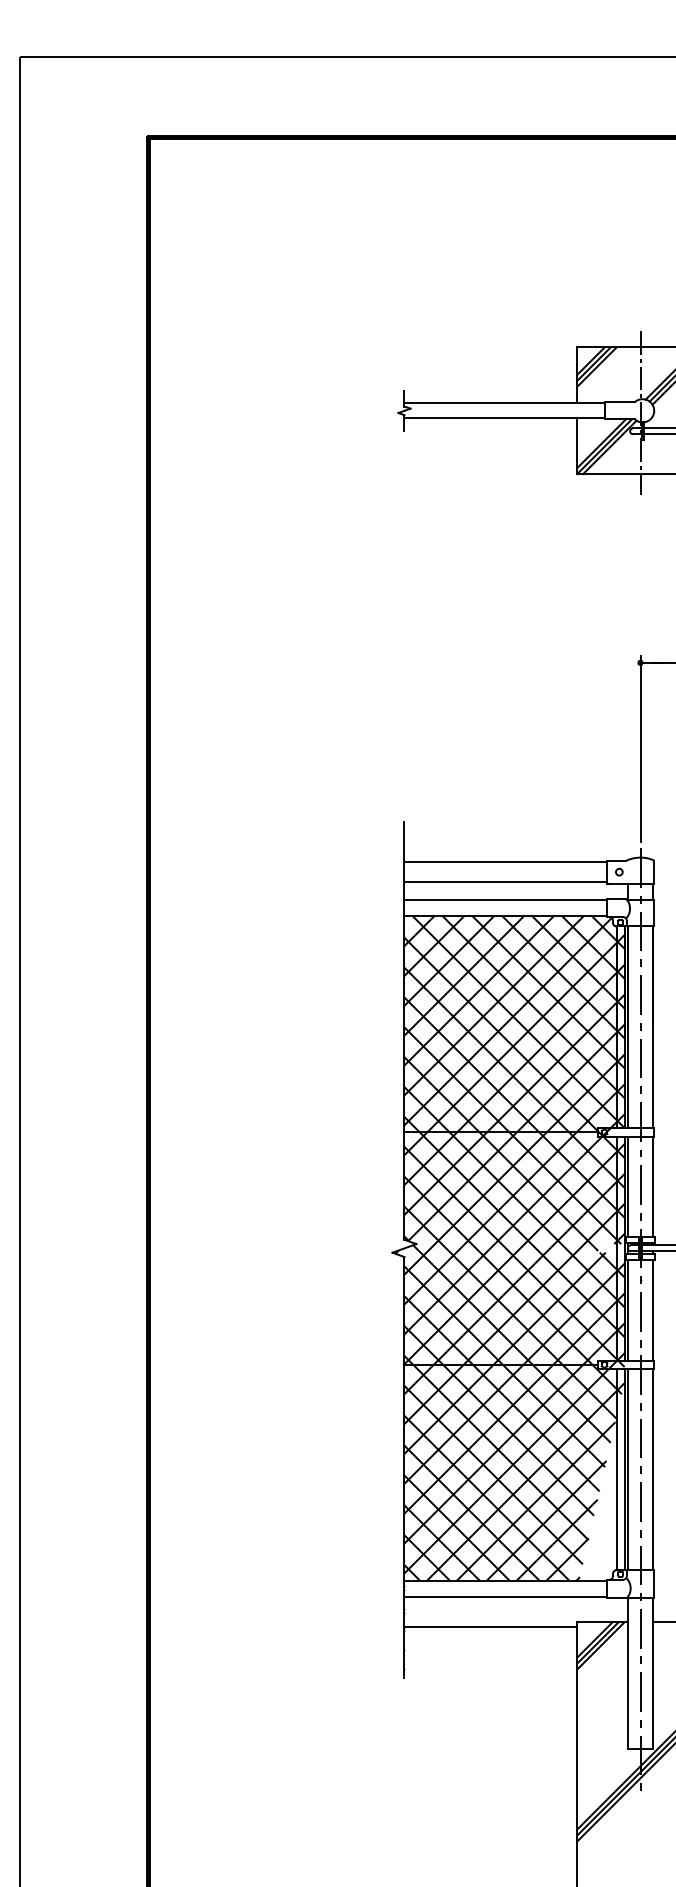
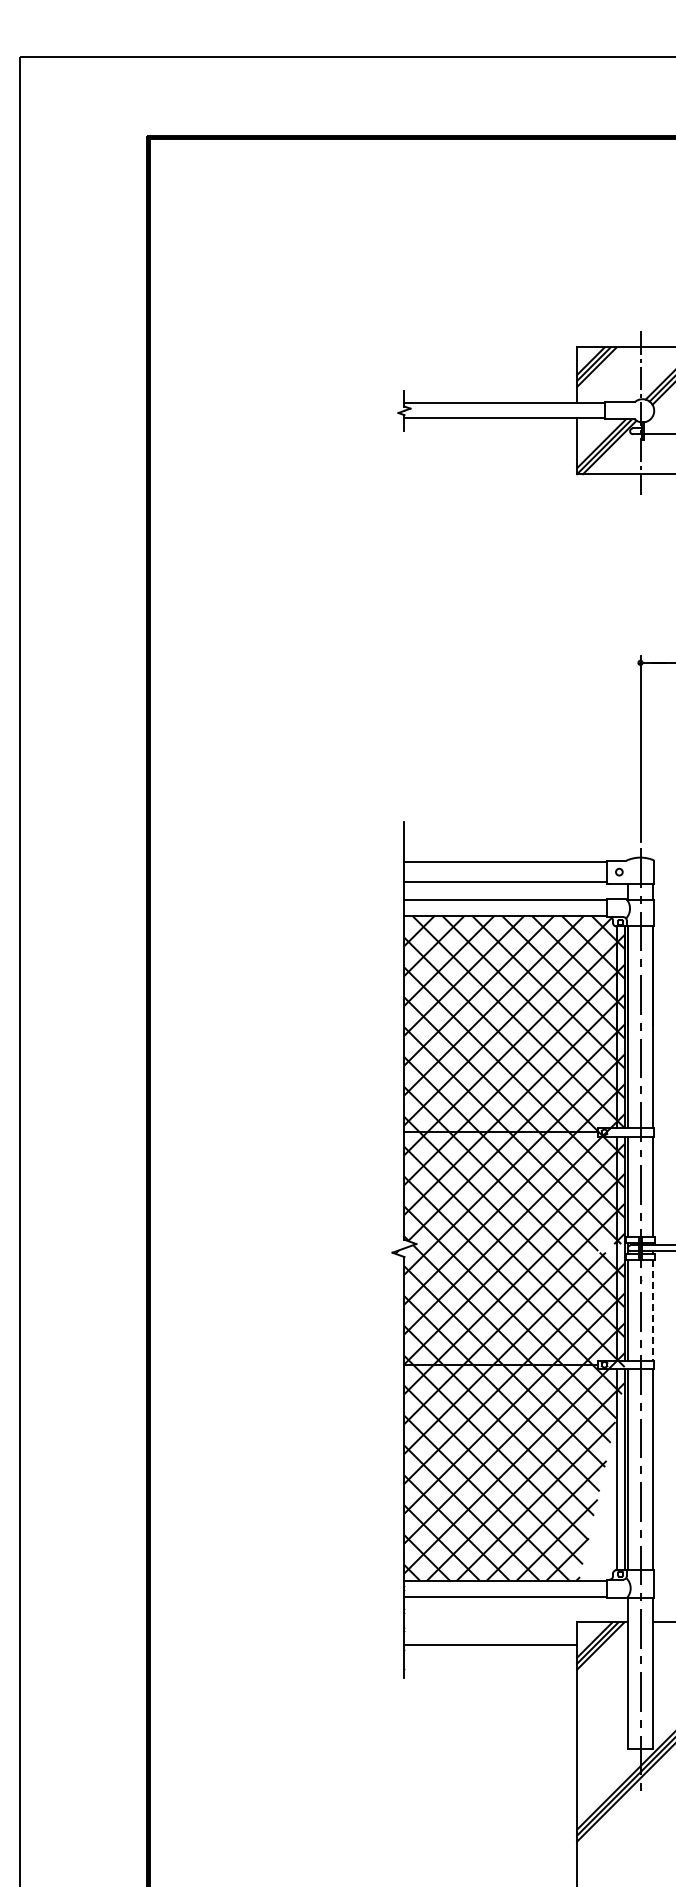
line: present -> none (658, 428)
line: solid -> dashed (653, 1310)
line position: (490, 1626) -> (490, 1644) (490, 1644)
